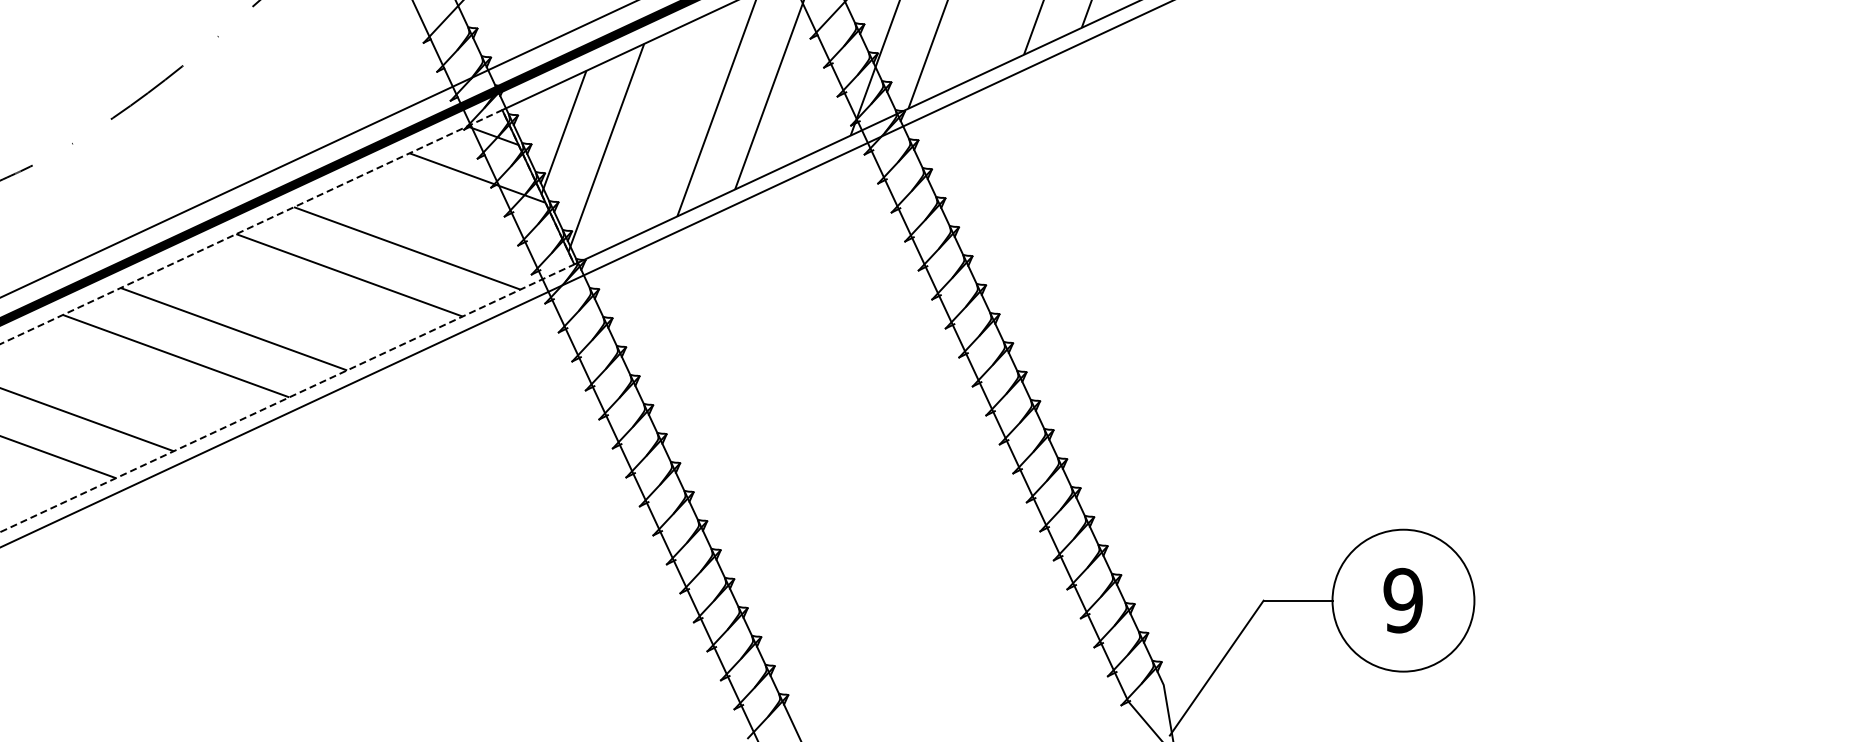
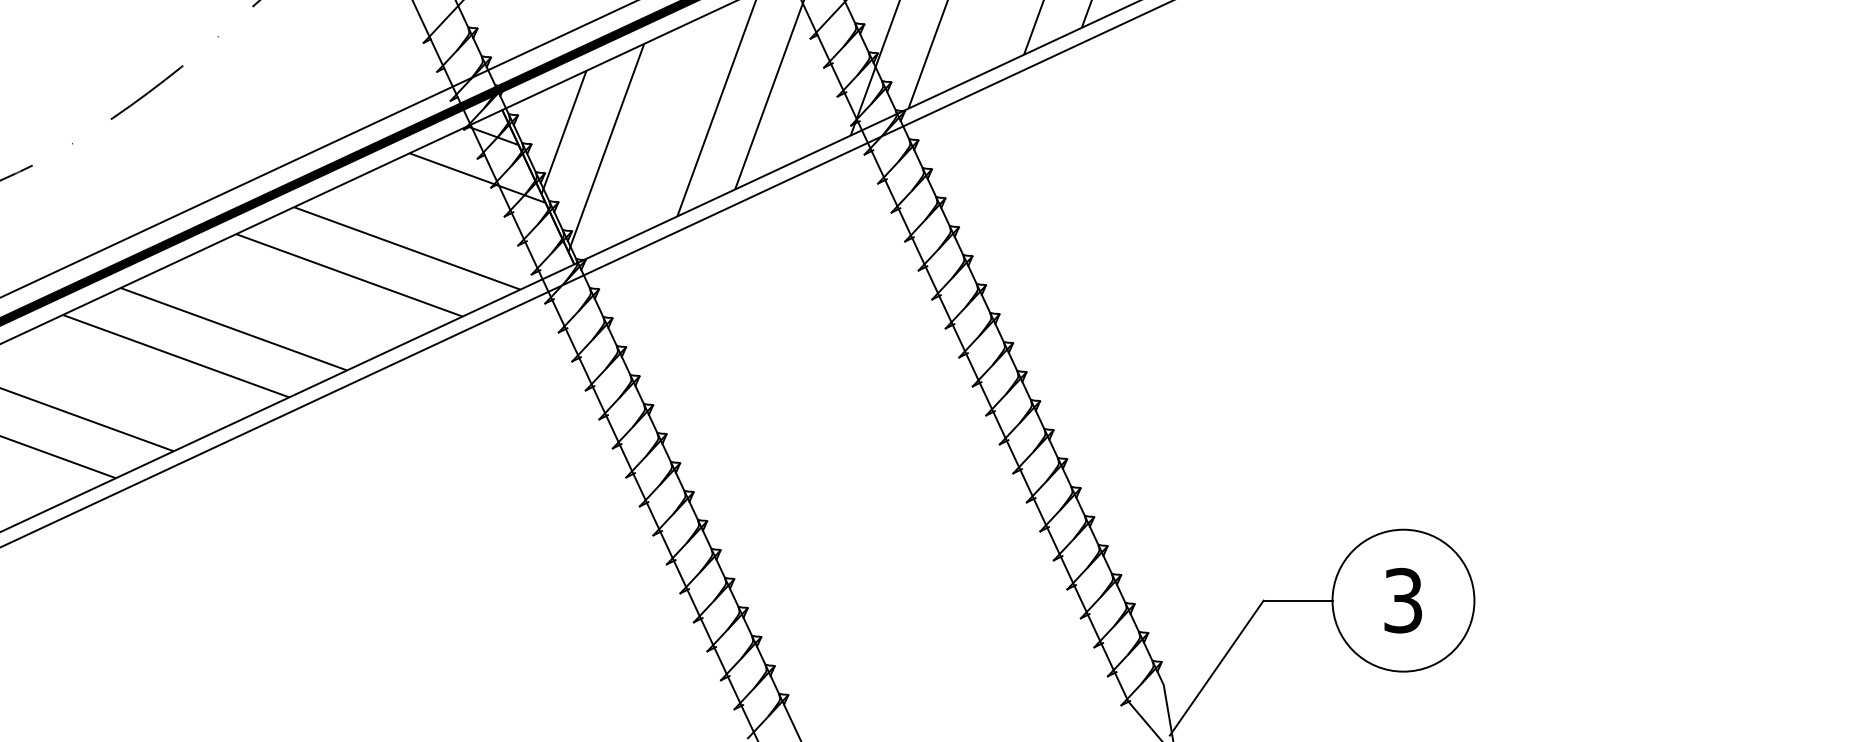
line: dashed -> solid (554, 222)
text: 9 -> 3 (1402, 600)
